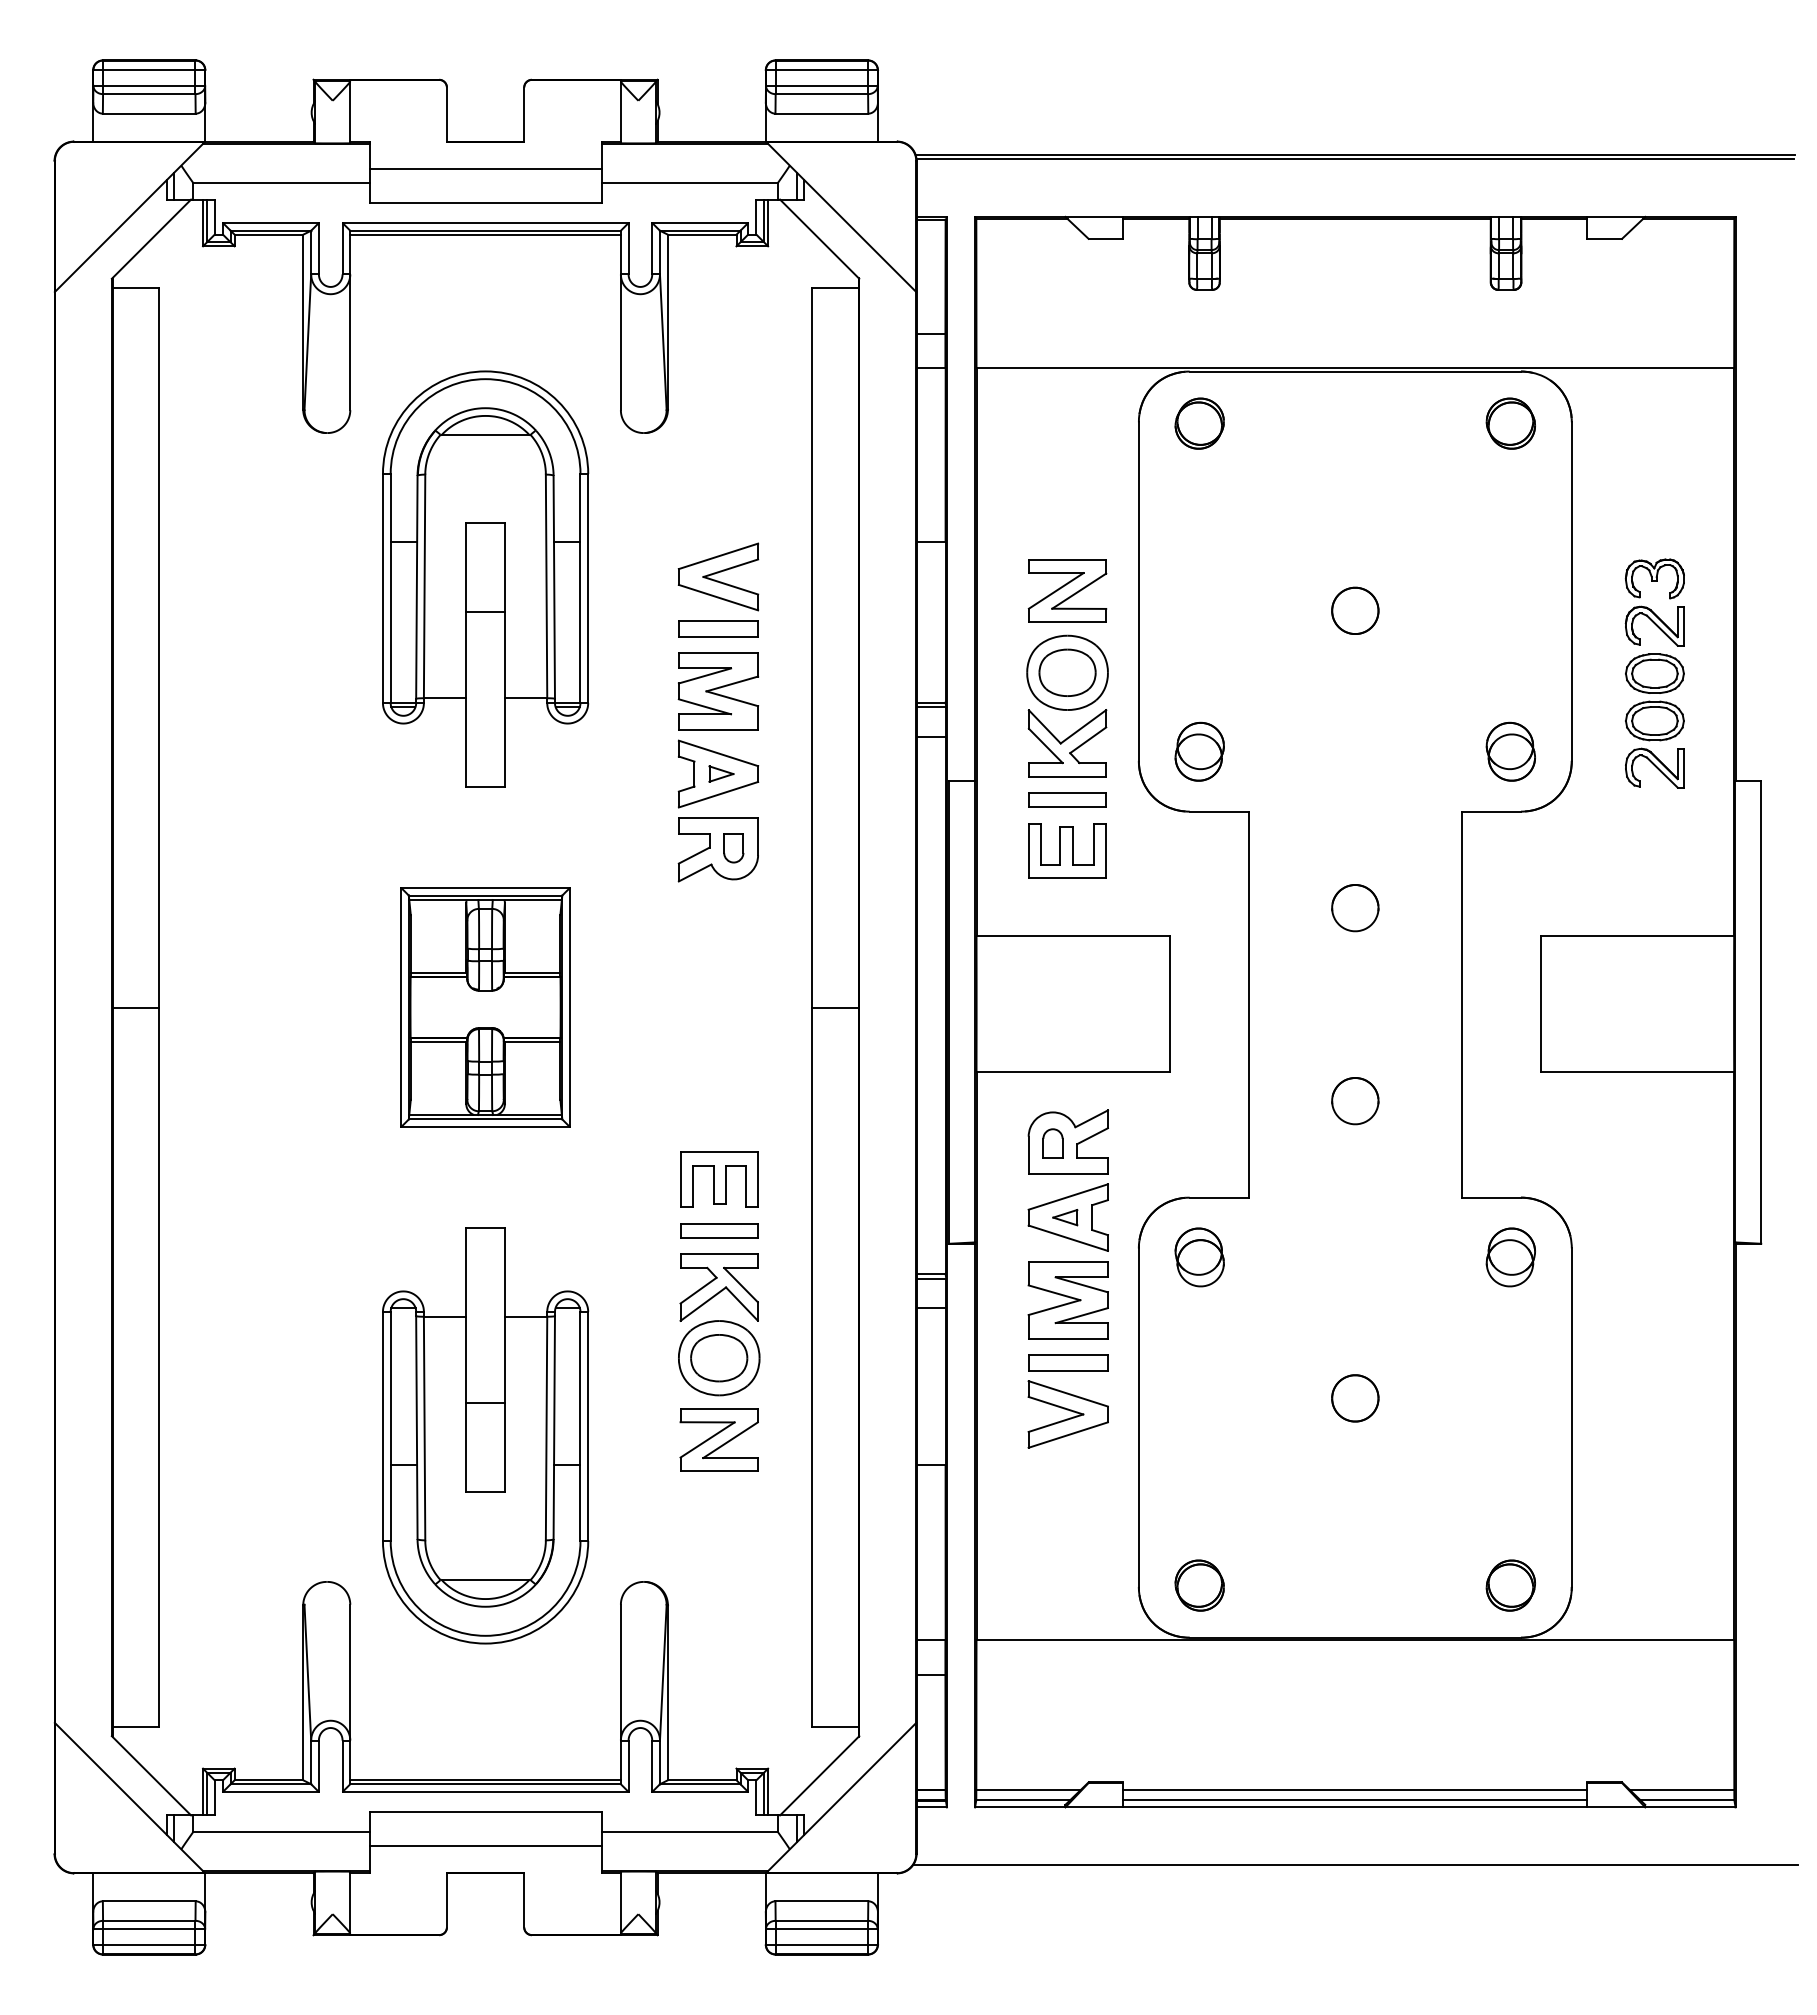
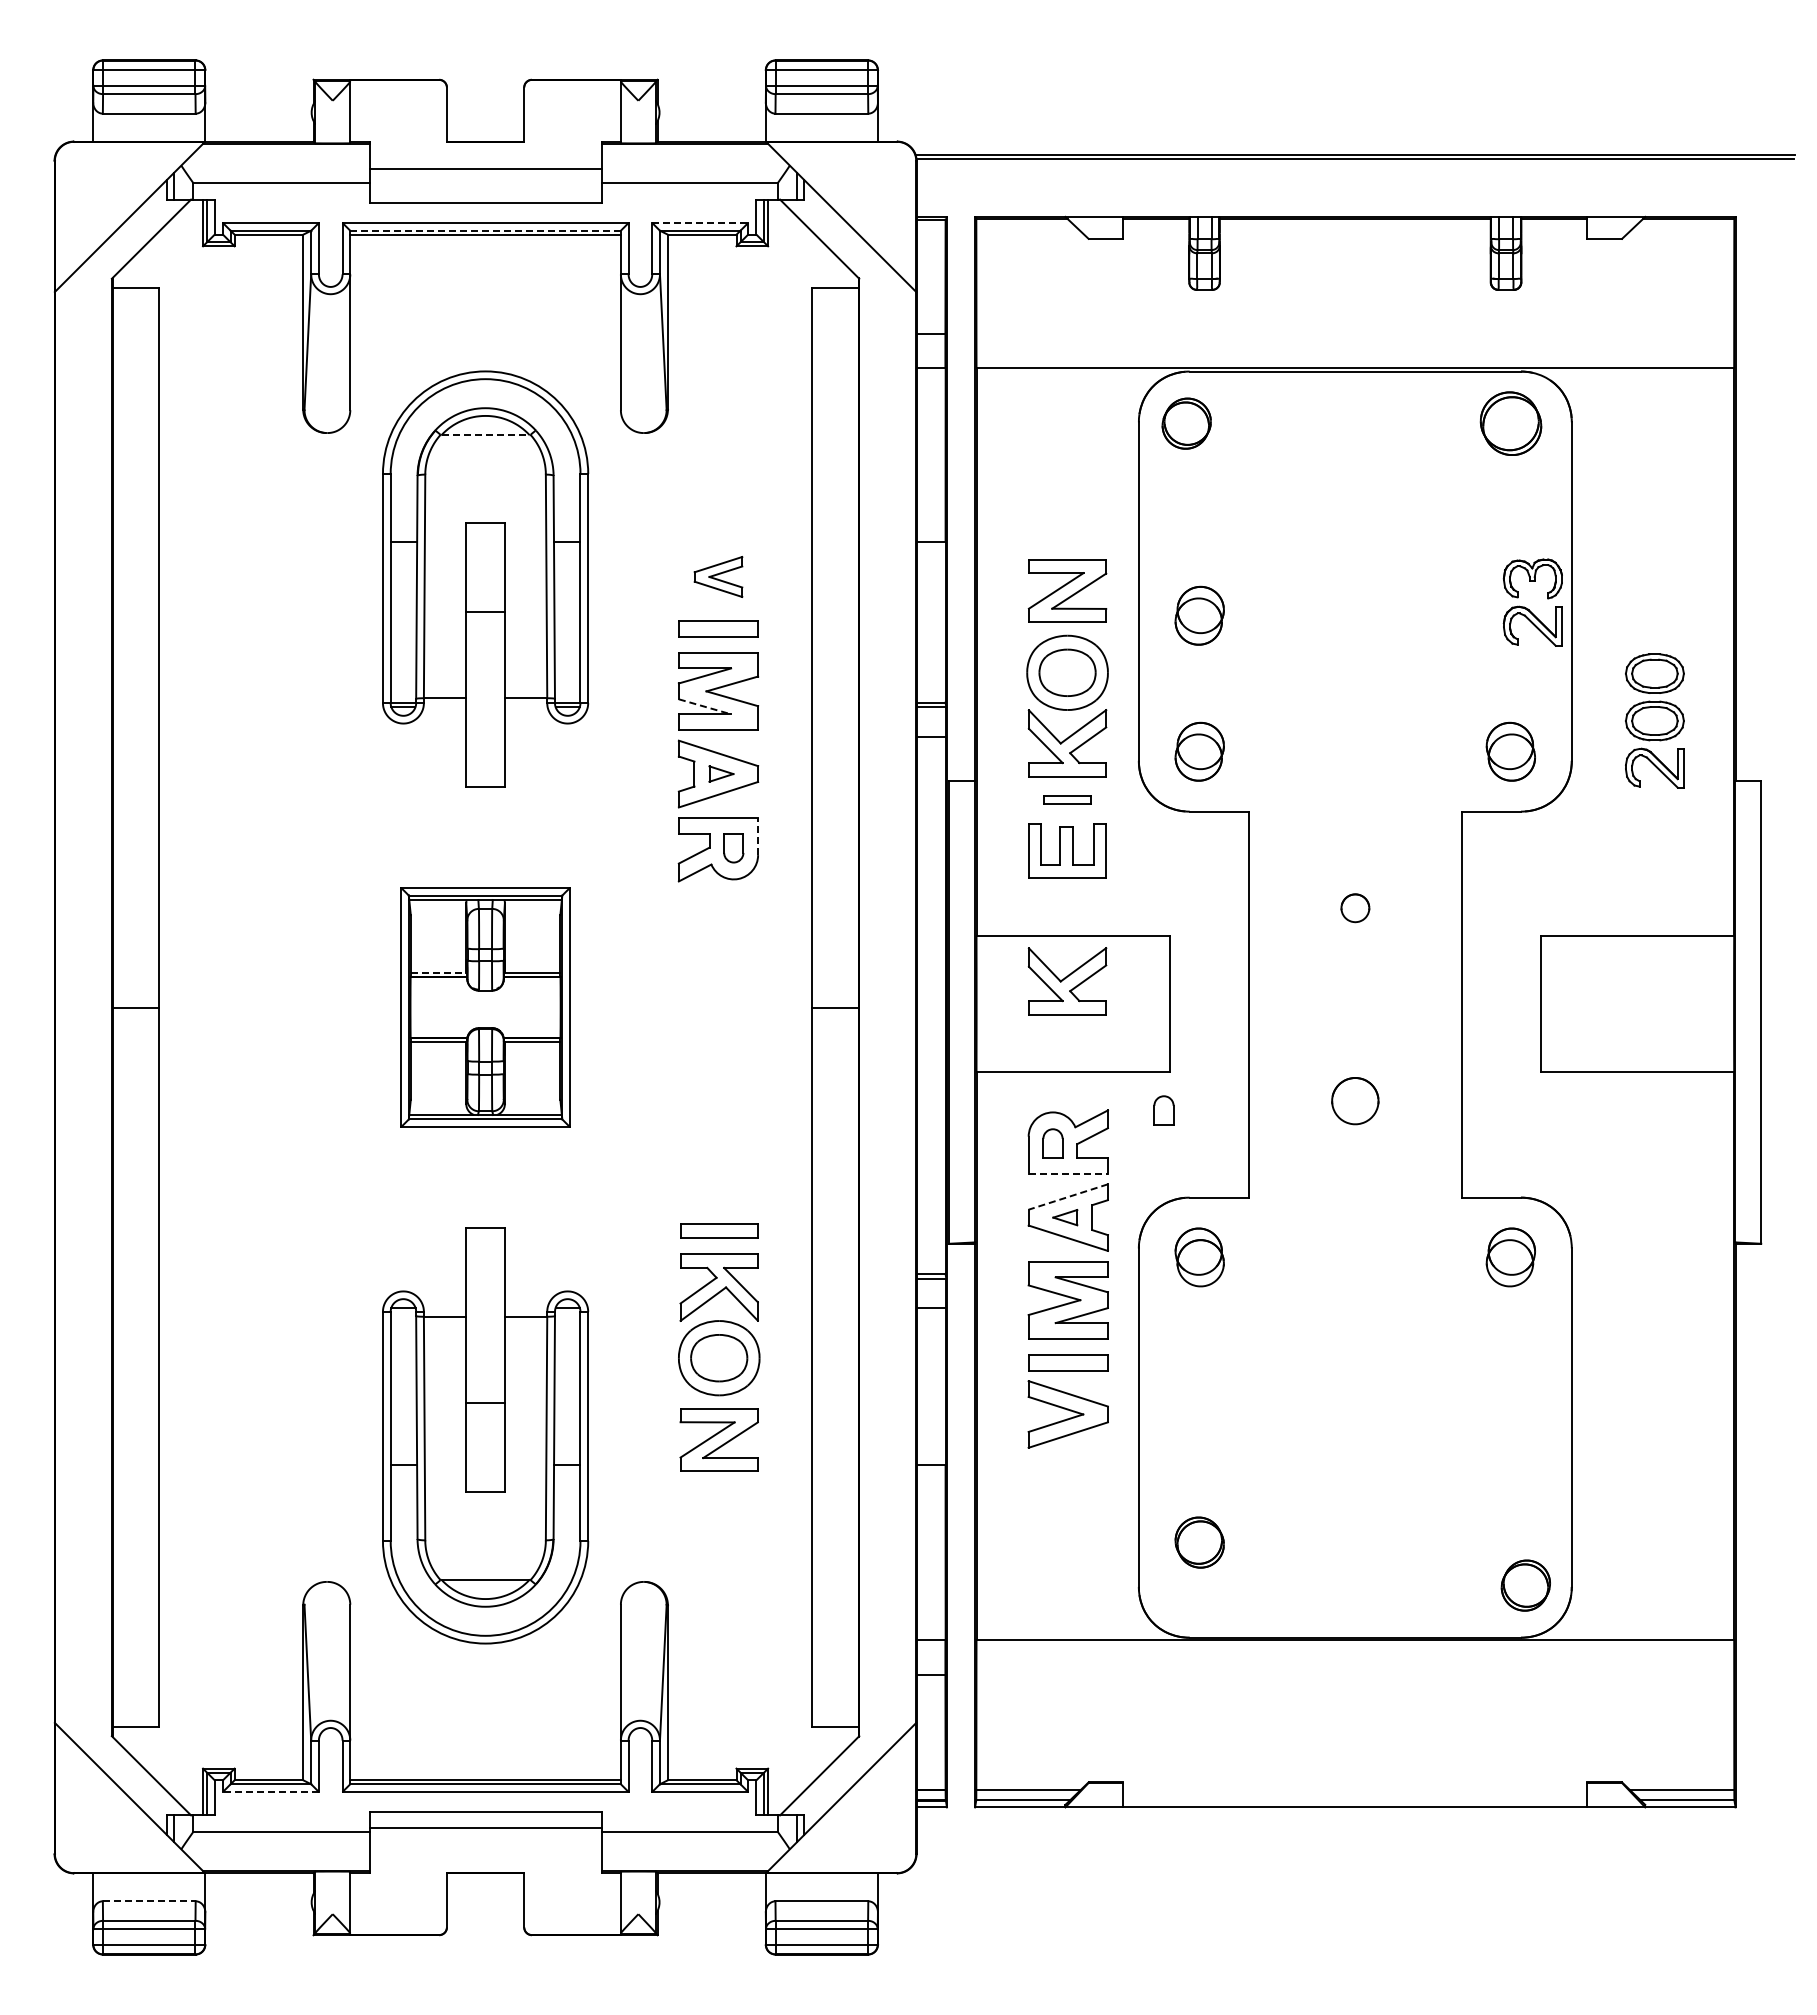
line: solid -> dashed (700, 222)
line: solid -> dashed (486, 230)
part position: (1199, 423) -> (1186, 423) (1186, 423)
part size: 51x53 px -> 64x65 px (1510, 423)
line: solid -> dashed (486, 435)
part size: 83x70 px -> 51x42 px (718, 576)
part position: (1650, 608) -> (1528, 608) (1528, 608)
part: present -> none (1355, 610)
part: none -> present (1199, 615)
line: solid -> dashed (705, 706)
part size: 79x16 px -> 49x10 px (1067, 799)
line: solid -> dashed (758, 836)
part size: 49x49 px -> 31x31 px (1355, 908)
line: solid -> dashed (439, 972)
part: none -> present (1067, 981)
part: none -> present (1163, 1110)
line: solid -> dashed (1068, 1173)
part: present -> none (719, 1179)
line: solid -> dashed (1068, 1197)
part: present -> none (1355, 1398)
part position: (1199, 1585) -> (1199, 1542) (1199, 1542)
part position: (1510, 1585) -> (1525, 1585) (1525, 1585)
line: present -> none (1355, 1789)
line: solid -> dashed (270, 1791)
line: present -> none (1355, 1800)
line position: (485, 1846) -> (485, 1828) (485, 1828)
line: present -> none (1355, 1865)
line: solid -> dashed (149, 1901)
